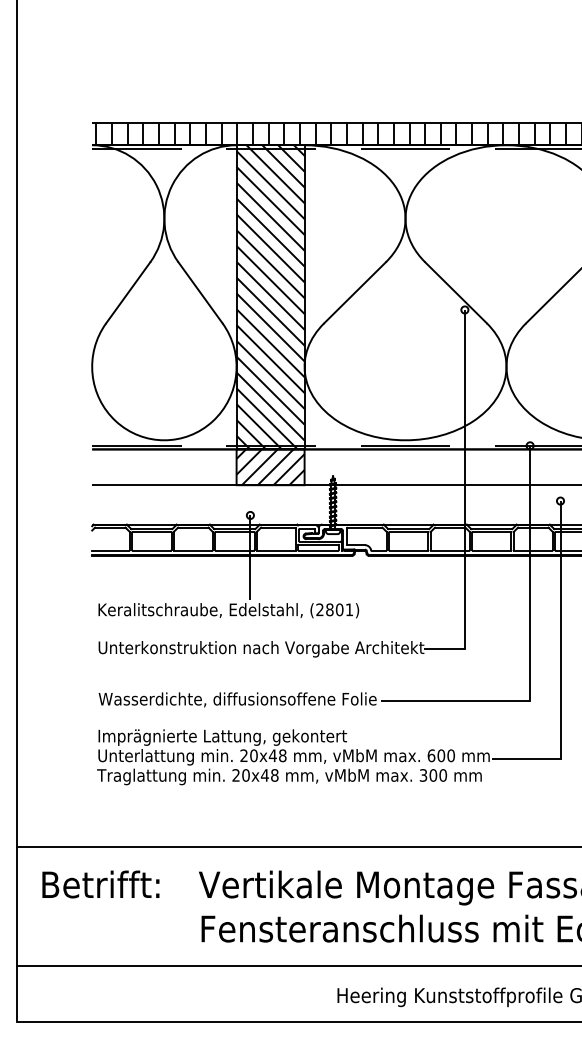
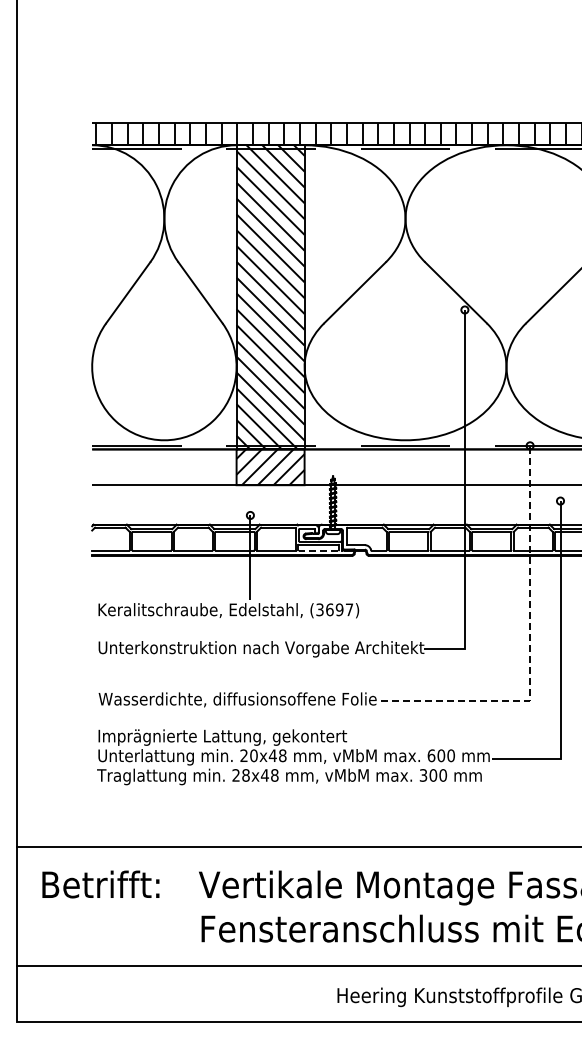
line: solid -> dashed (318, 550)
text: (2801) -> (3697) (334, 609)
line: solid -> dashed (530, 647)
text: 20x48 -> 28x48 (245, 775)
